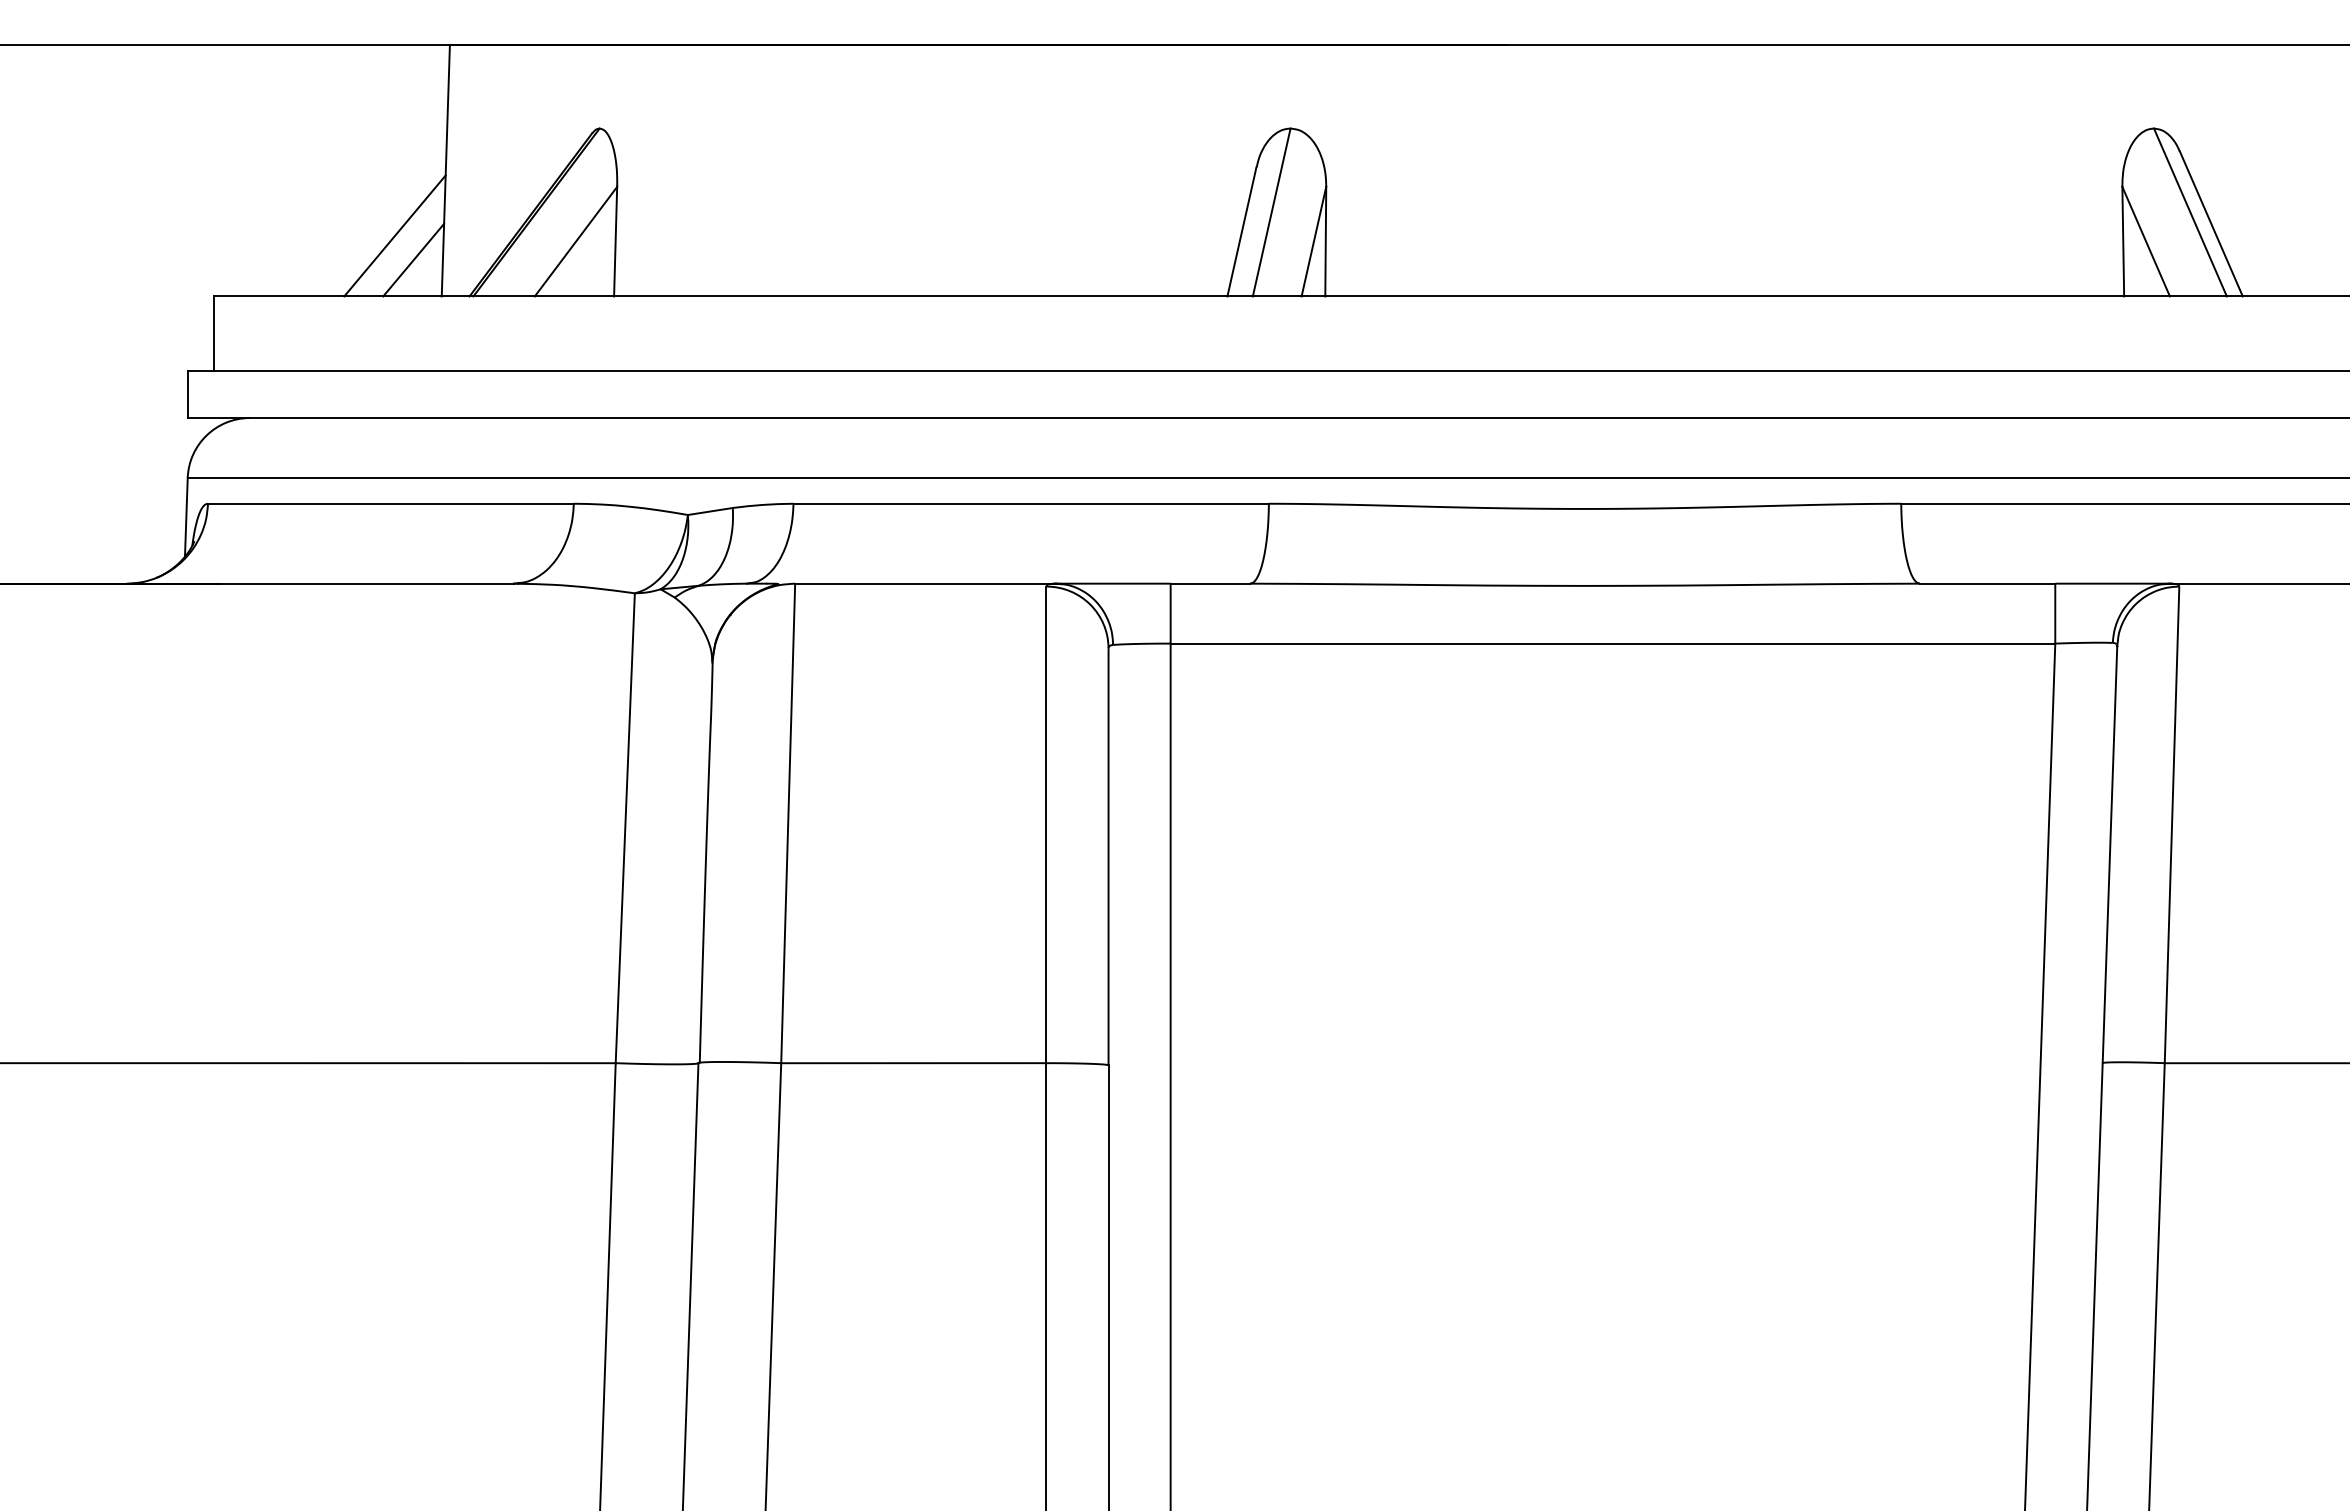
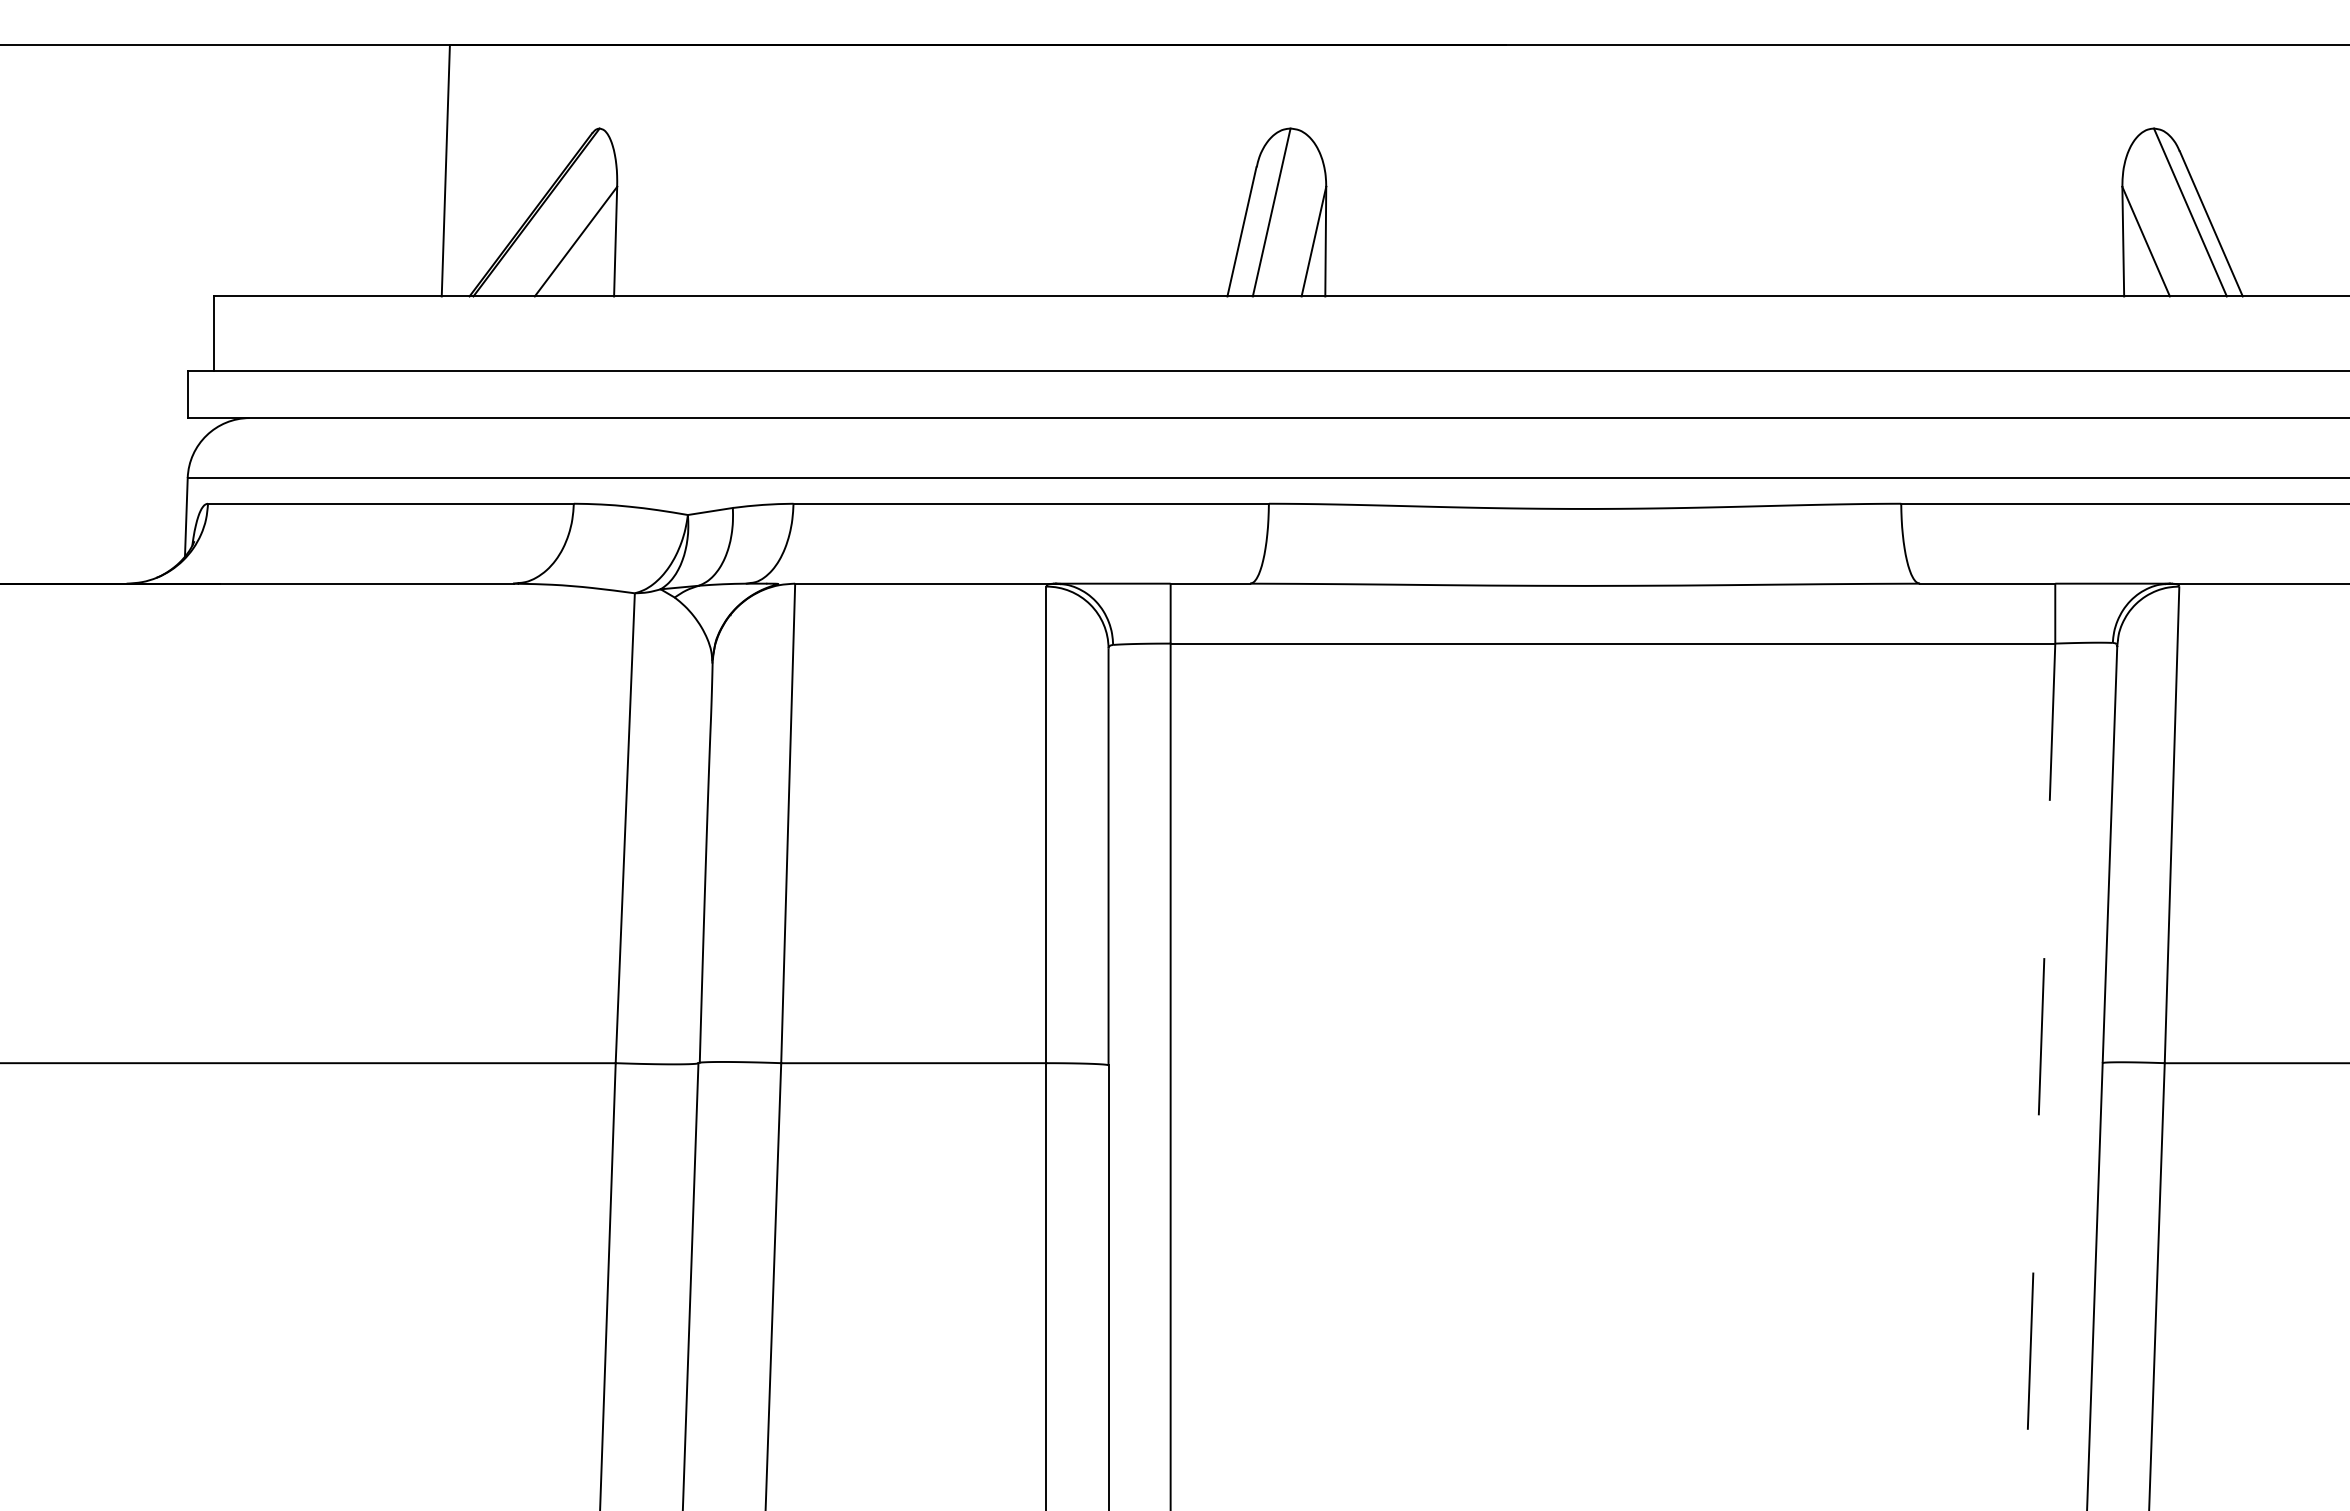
line: present -> none (394, 235)
line: present -> none (413, 259)
line: solid -> dashed (2040, 1077)
